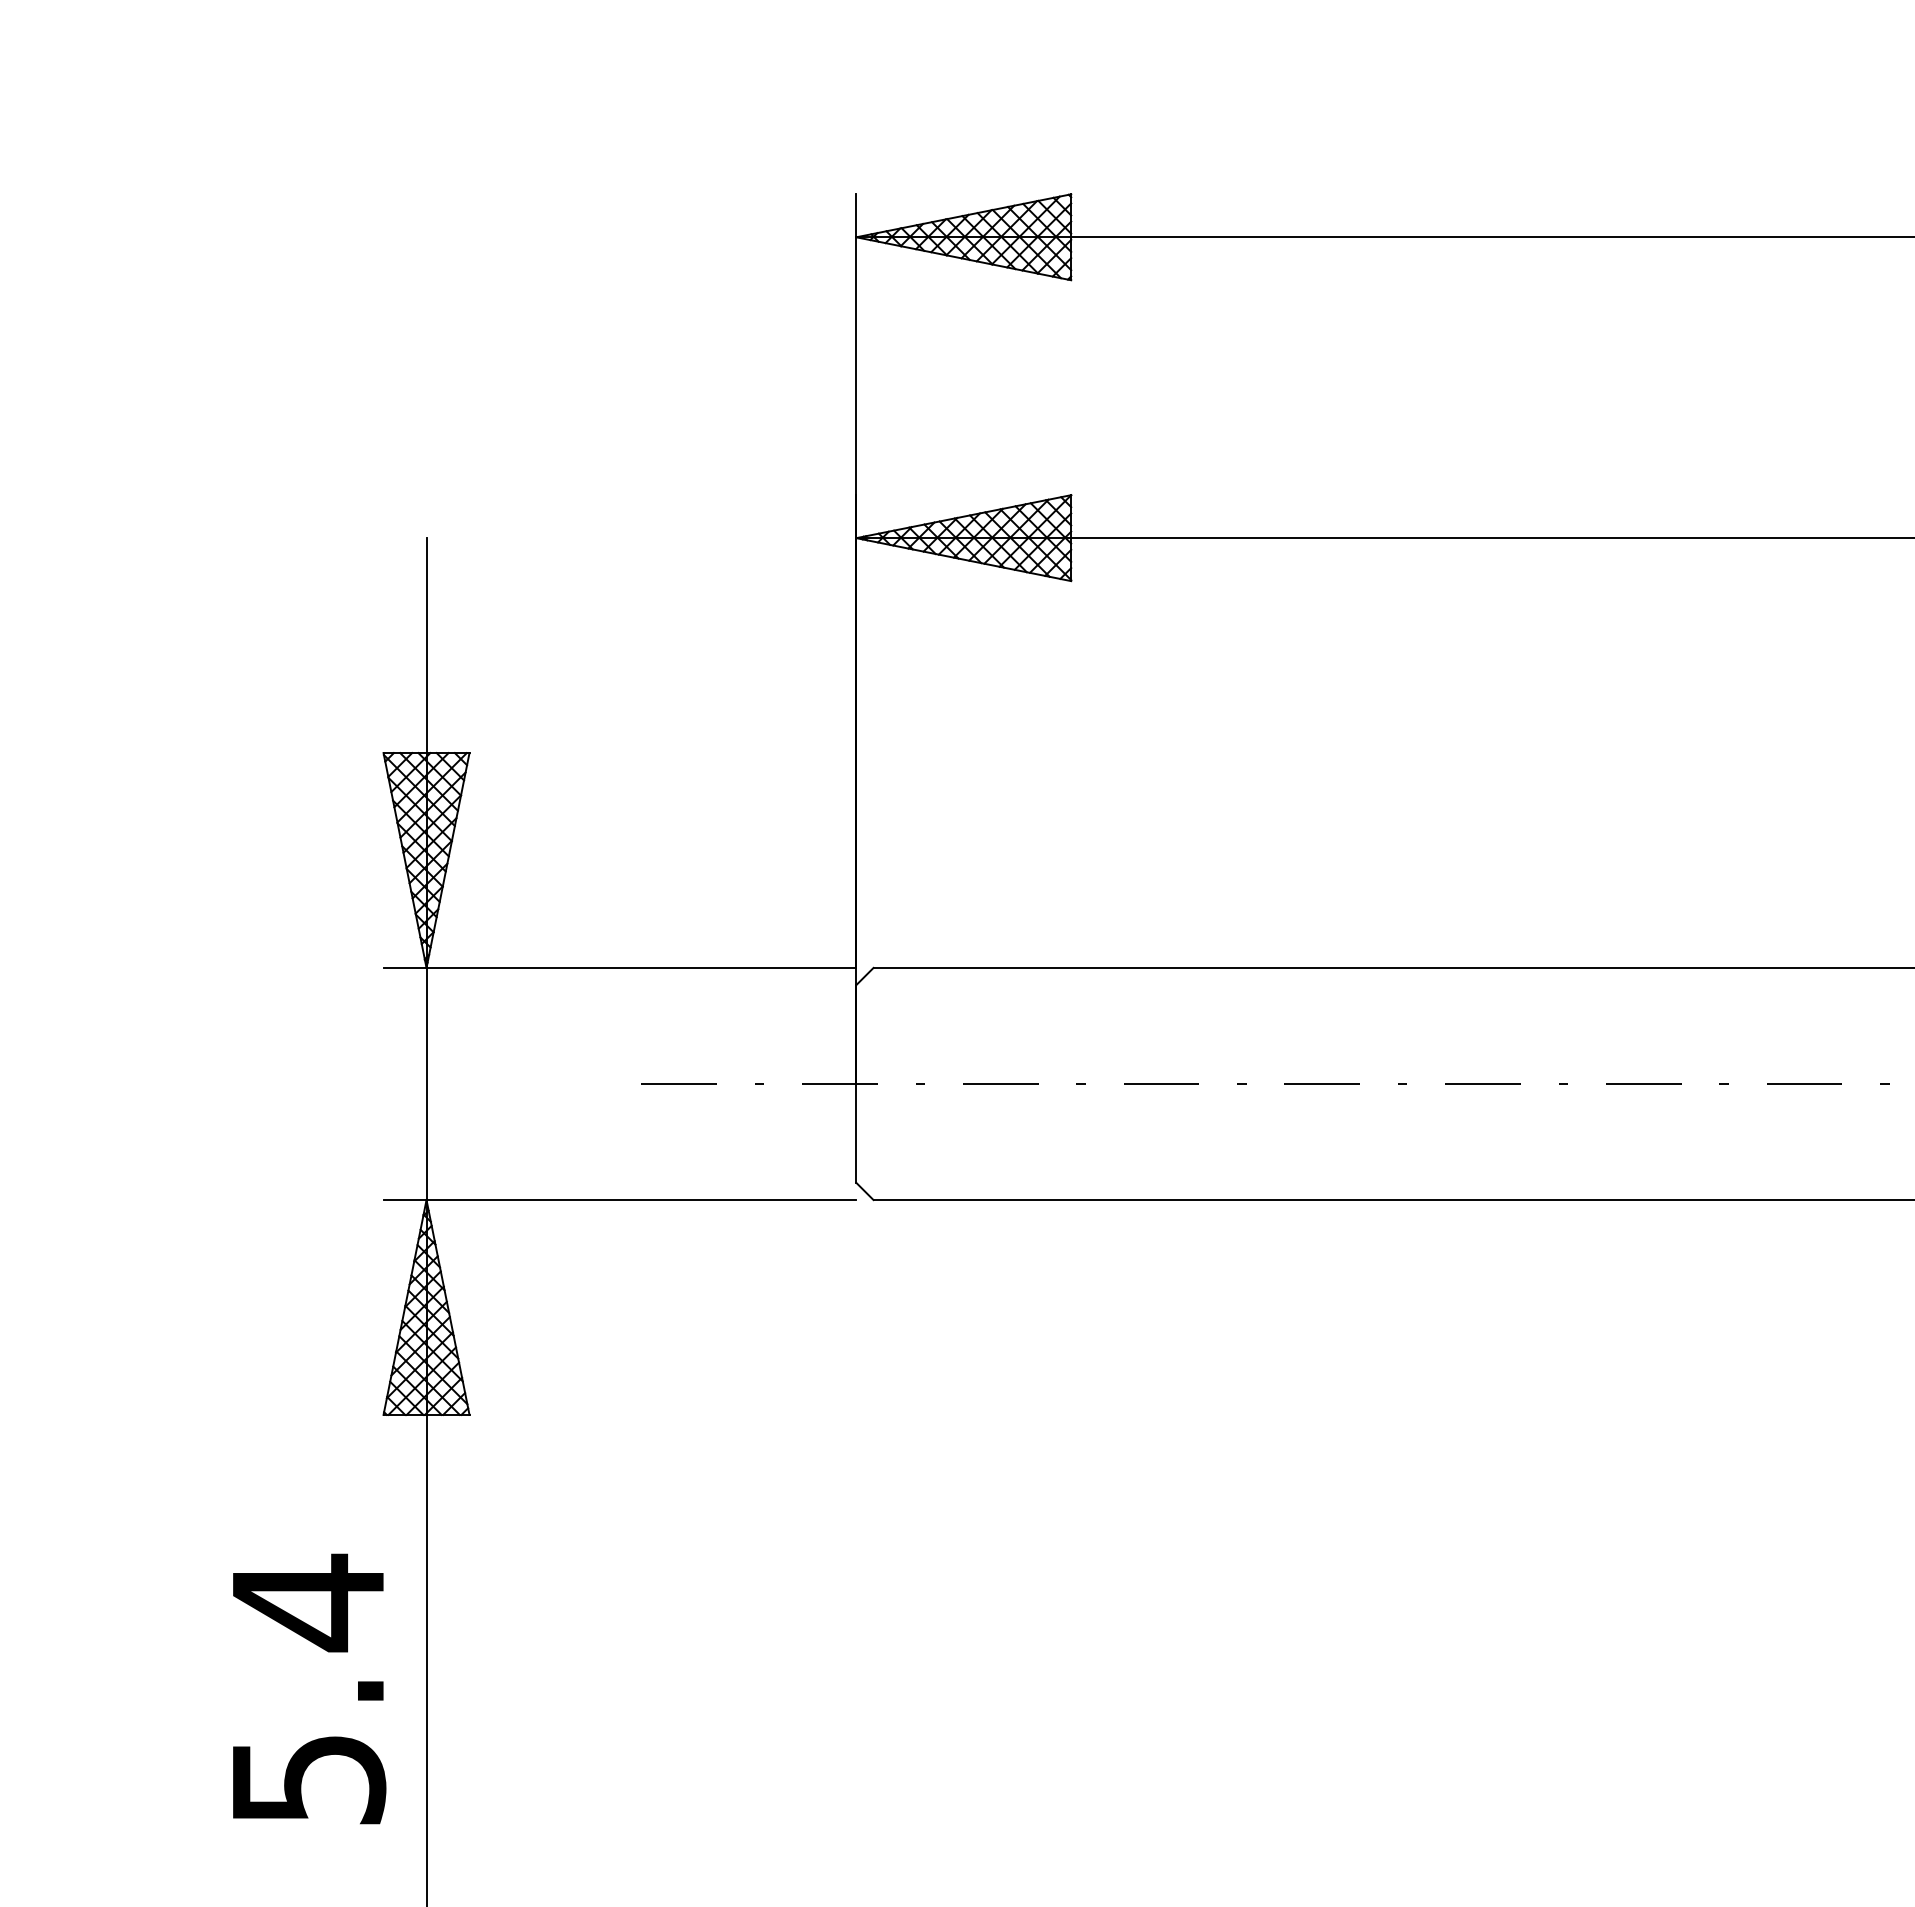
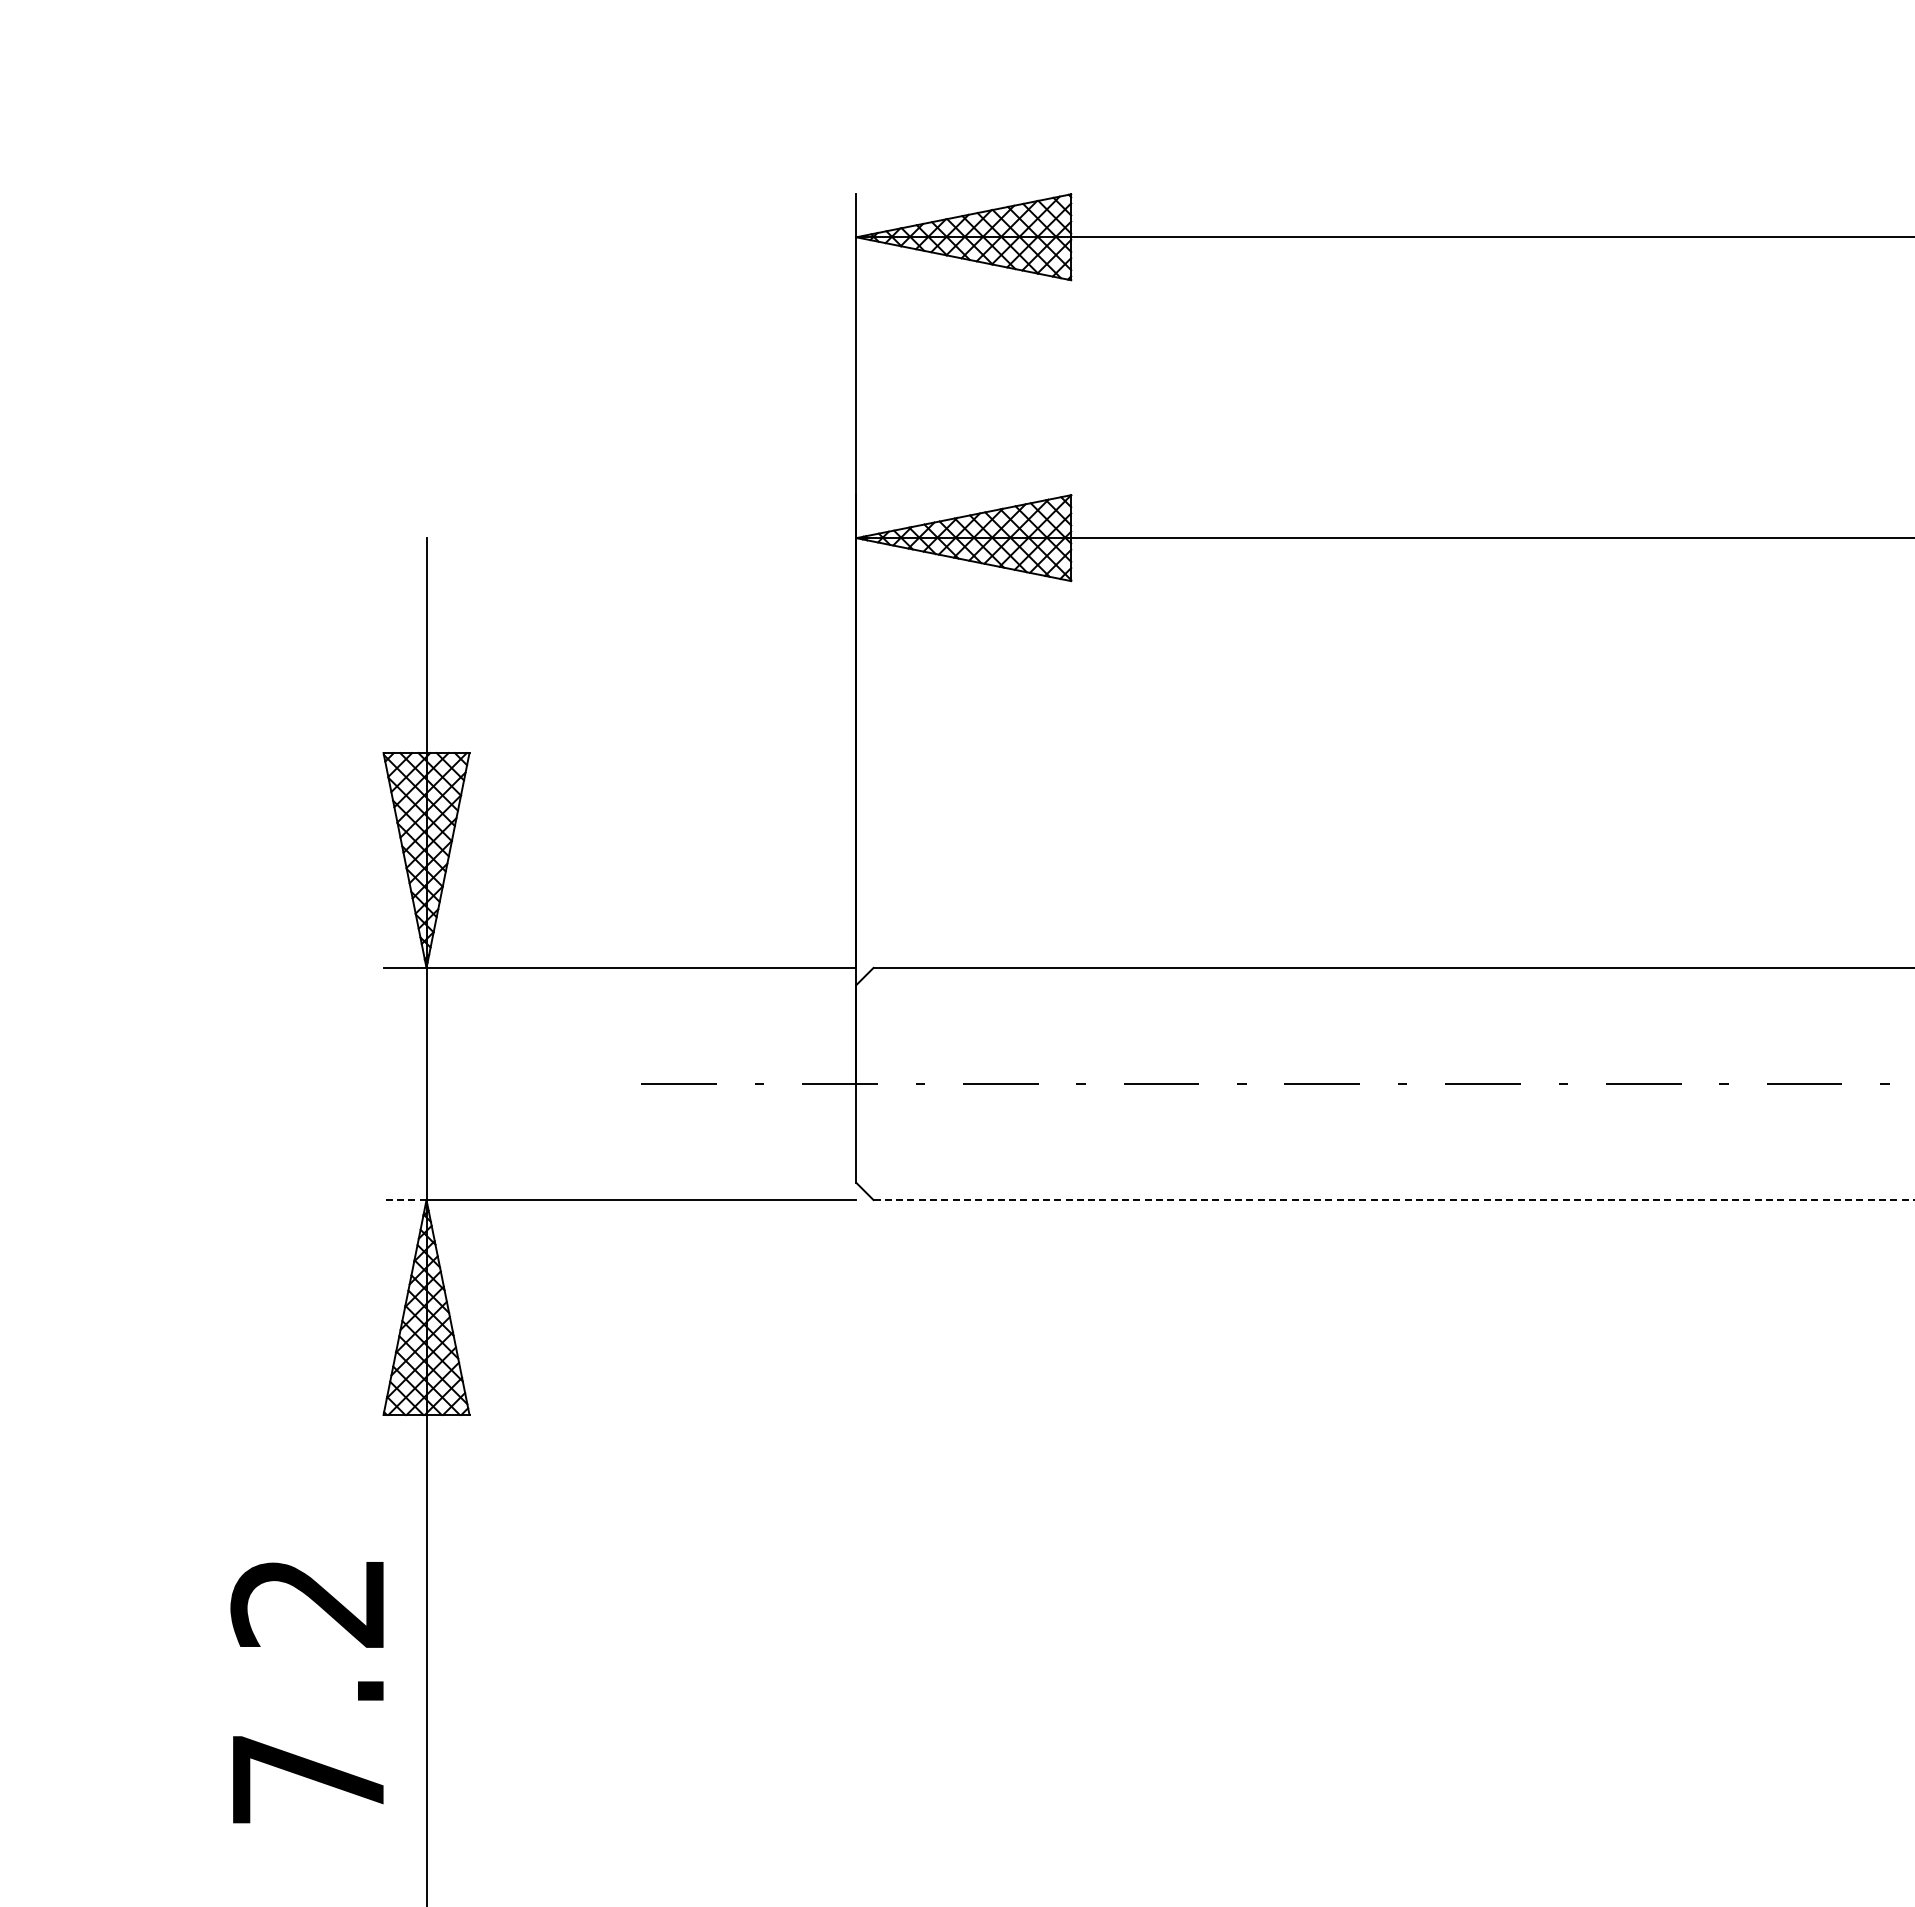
line: solid -> dashed (404, 1200)
line: solid -> dashed (1394, 1200)
text: 5.4 -> 7.2 (308, 1688)
